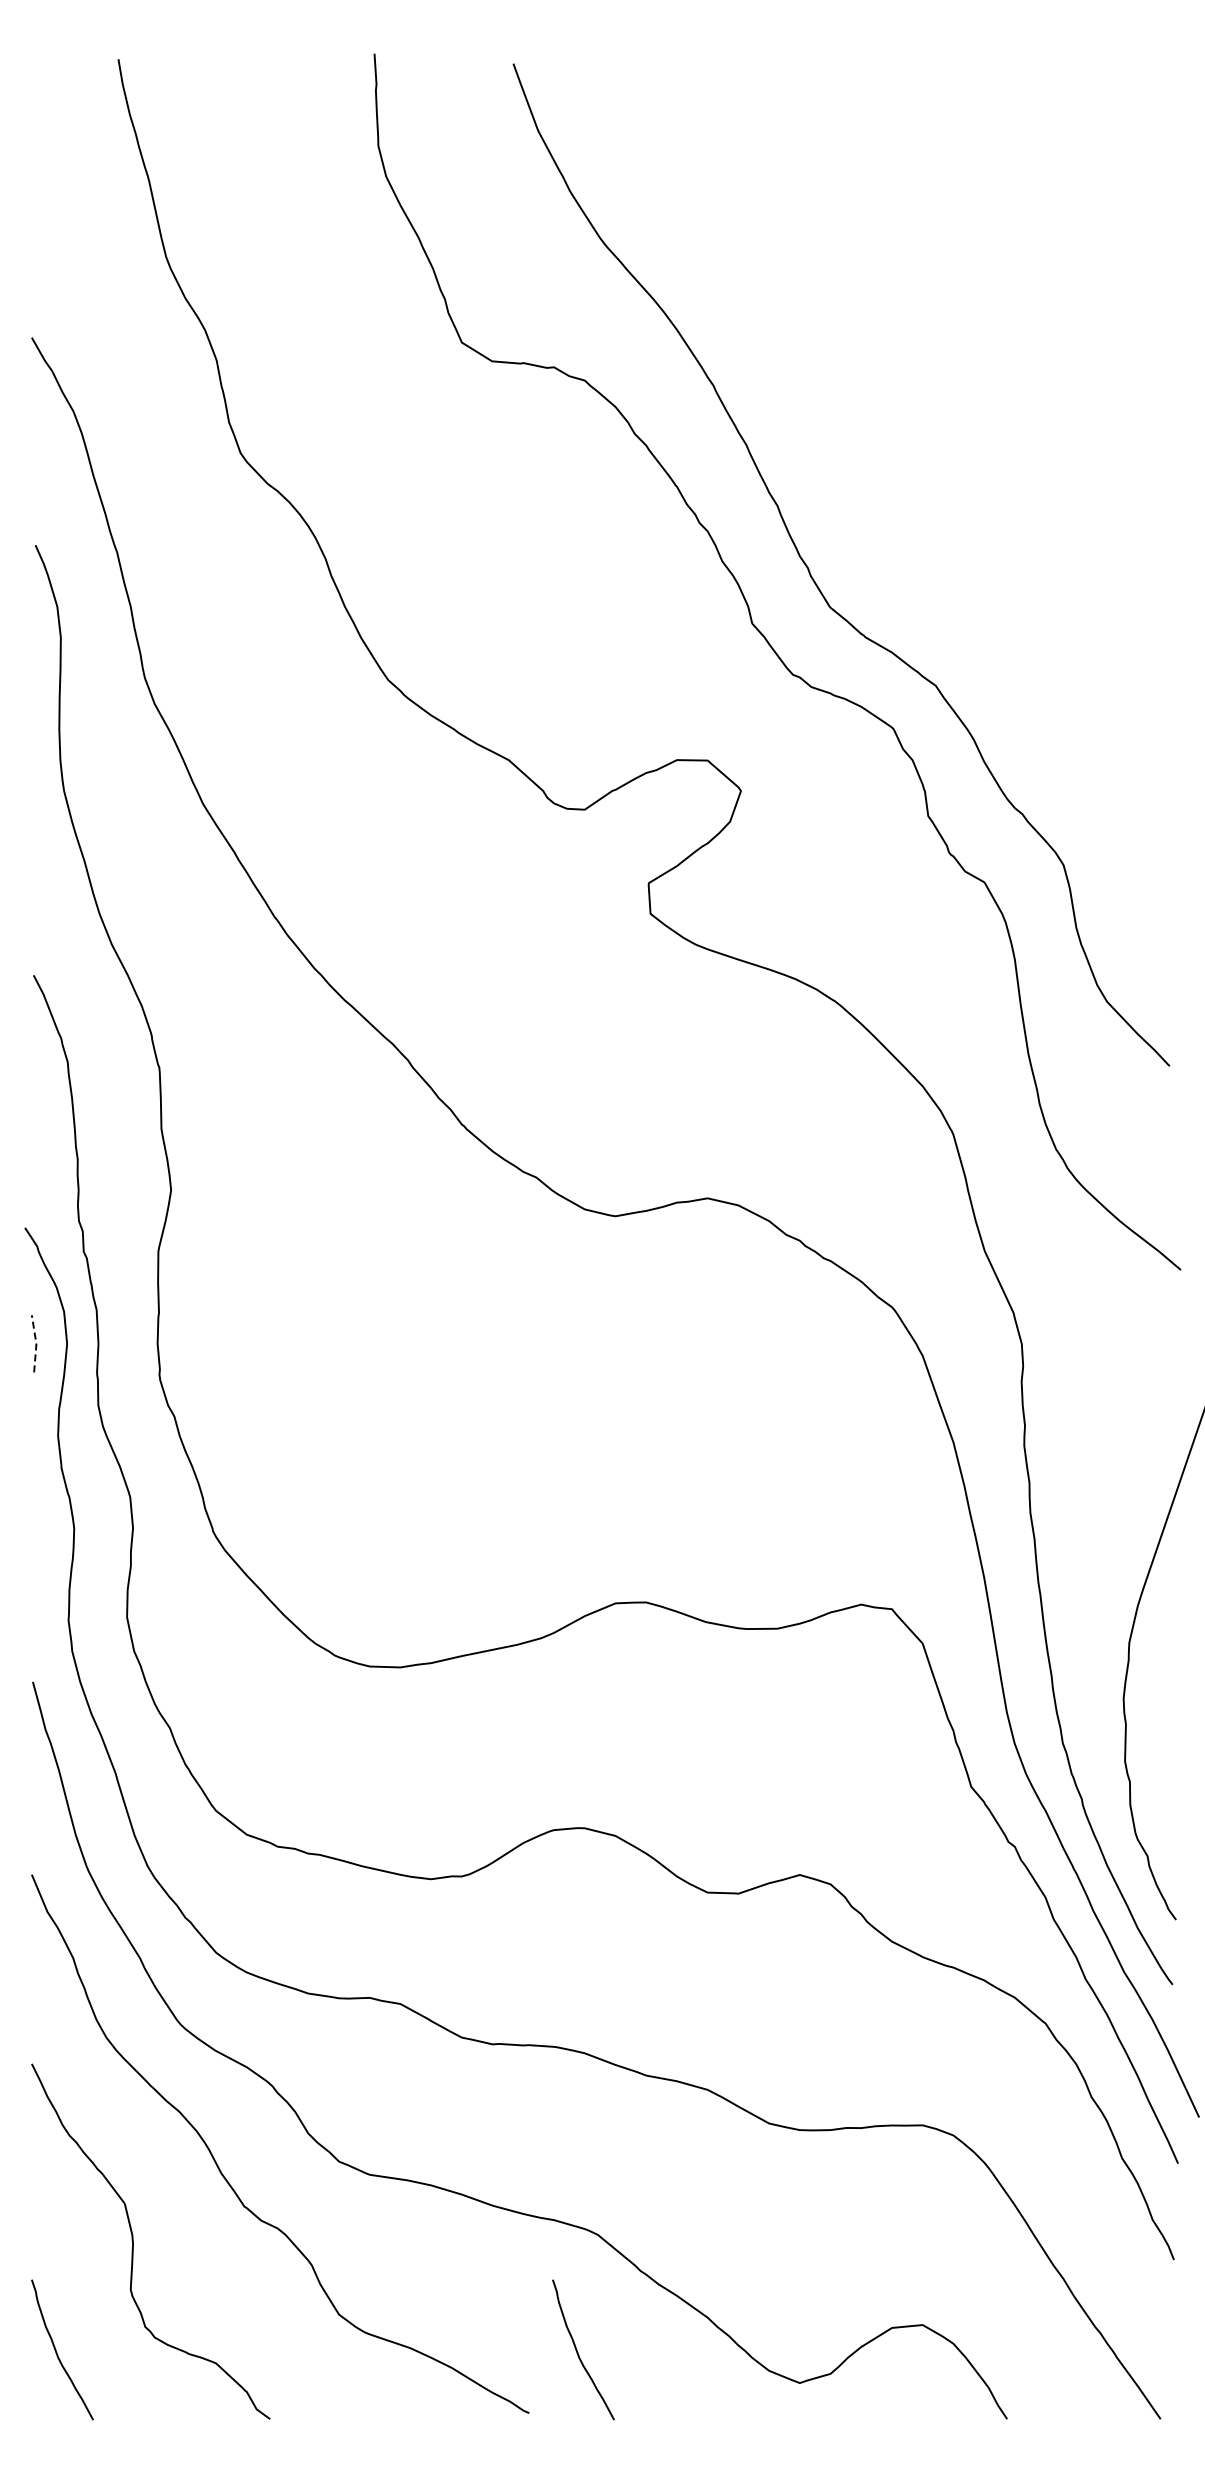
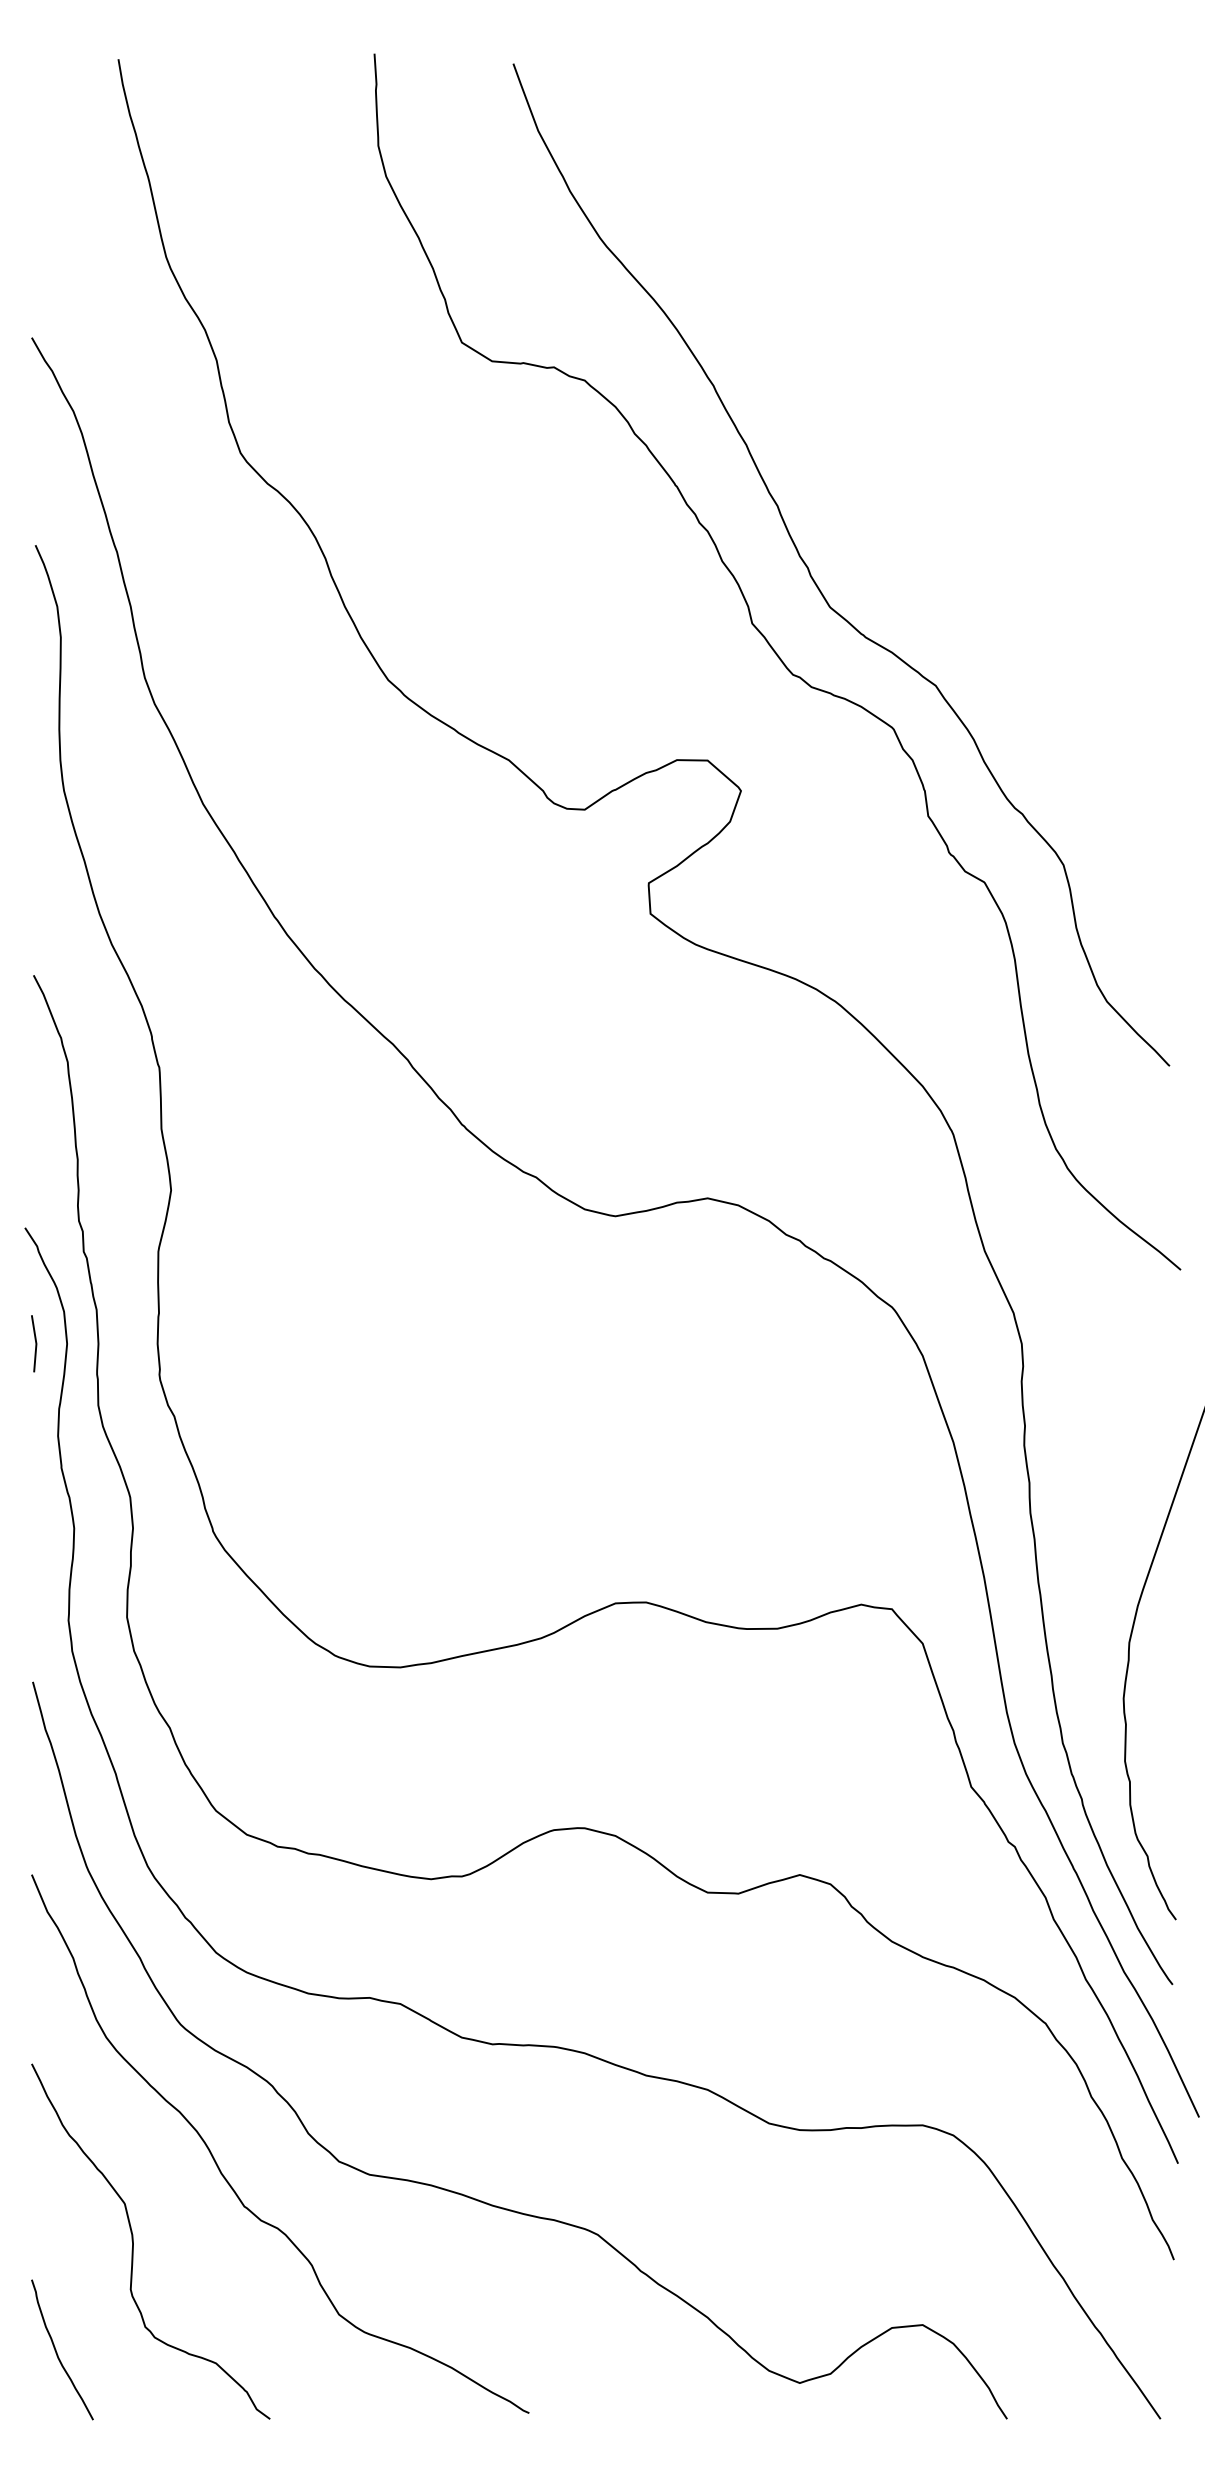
line: dashed -> solid (36, 1343)
curve: present -> none (578, 2352)
